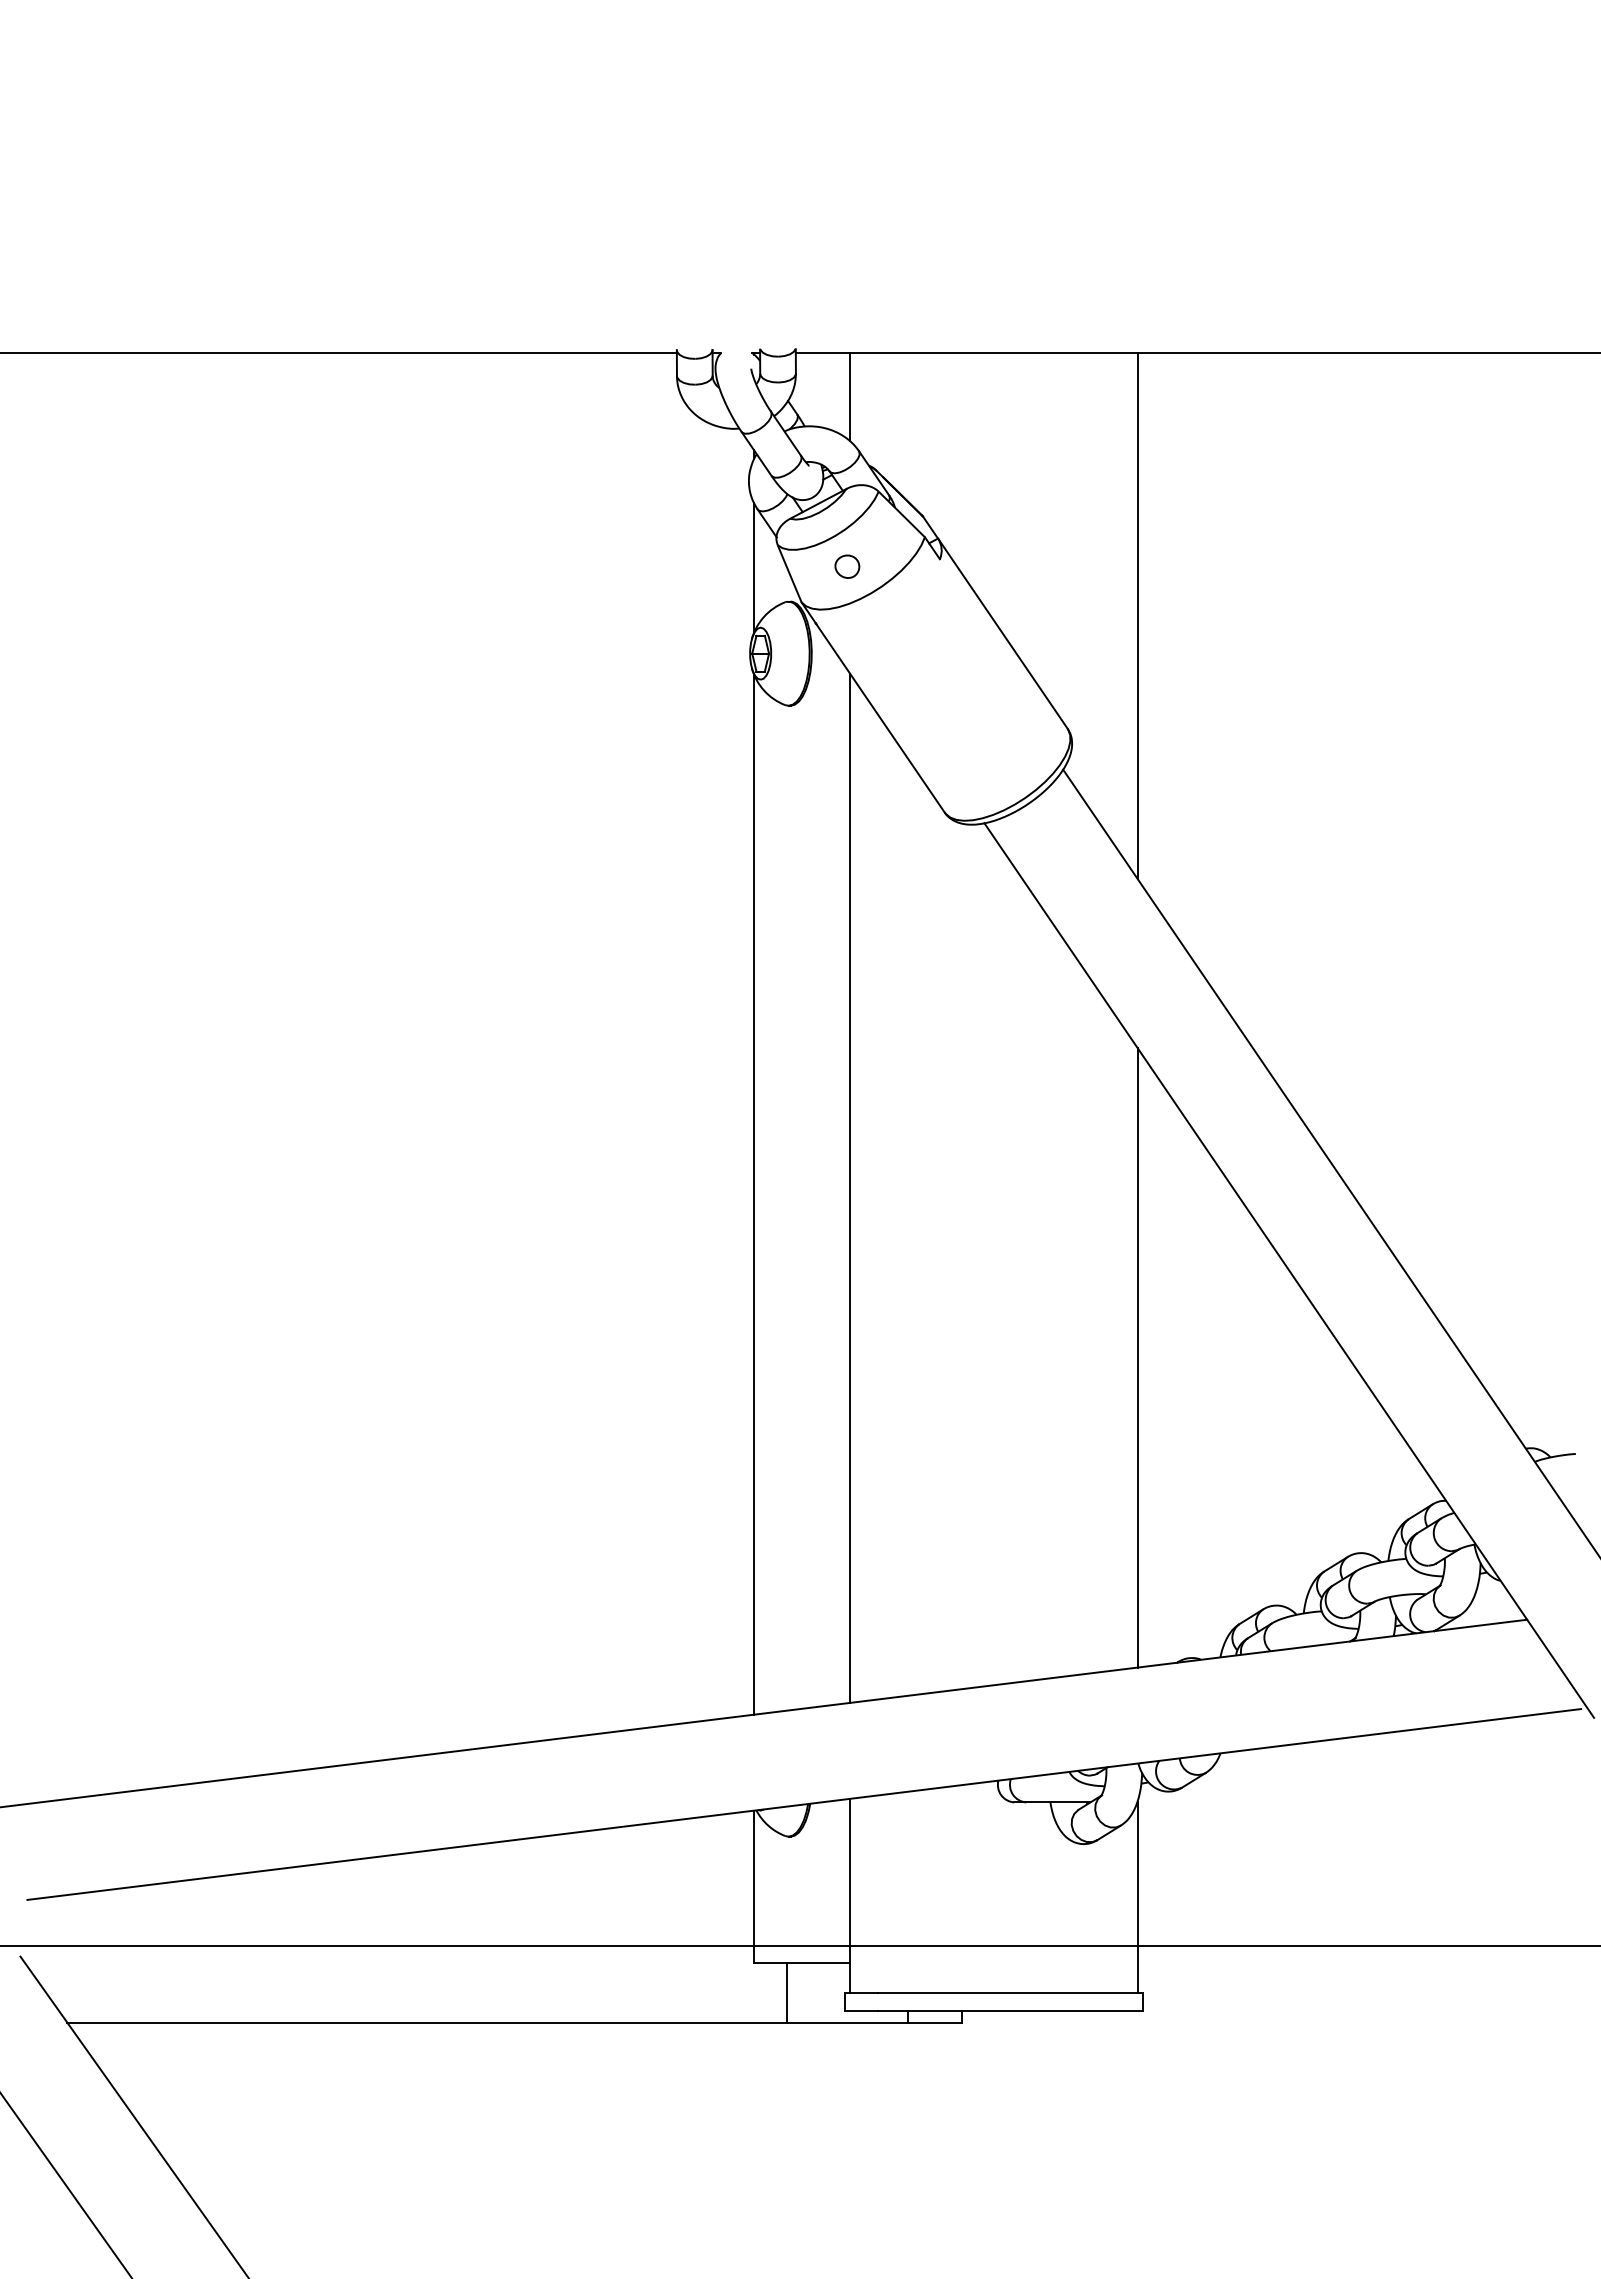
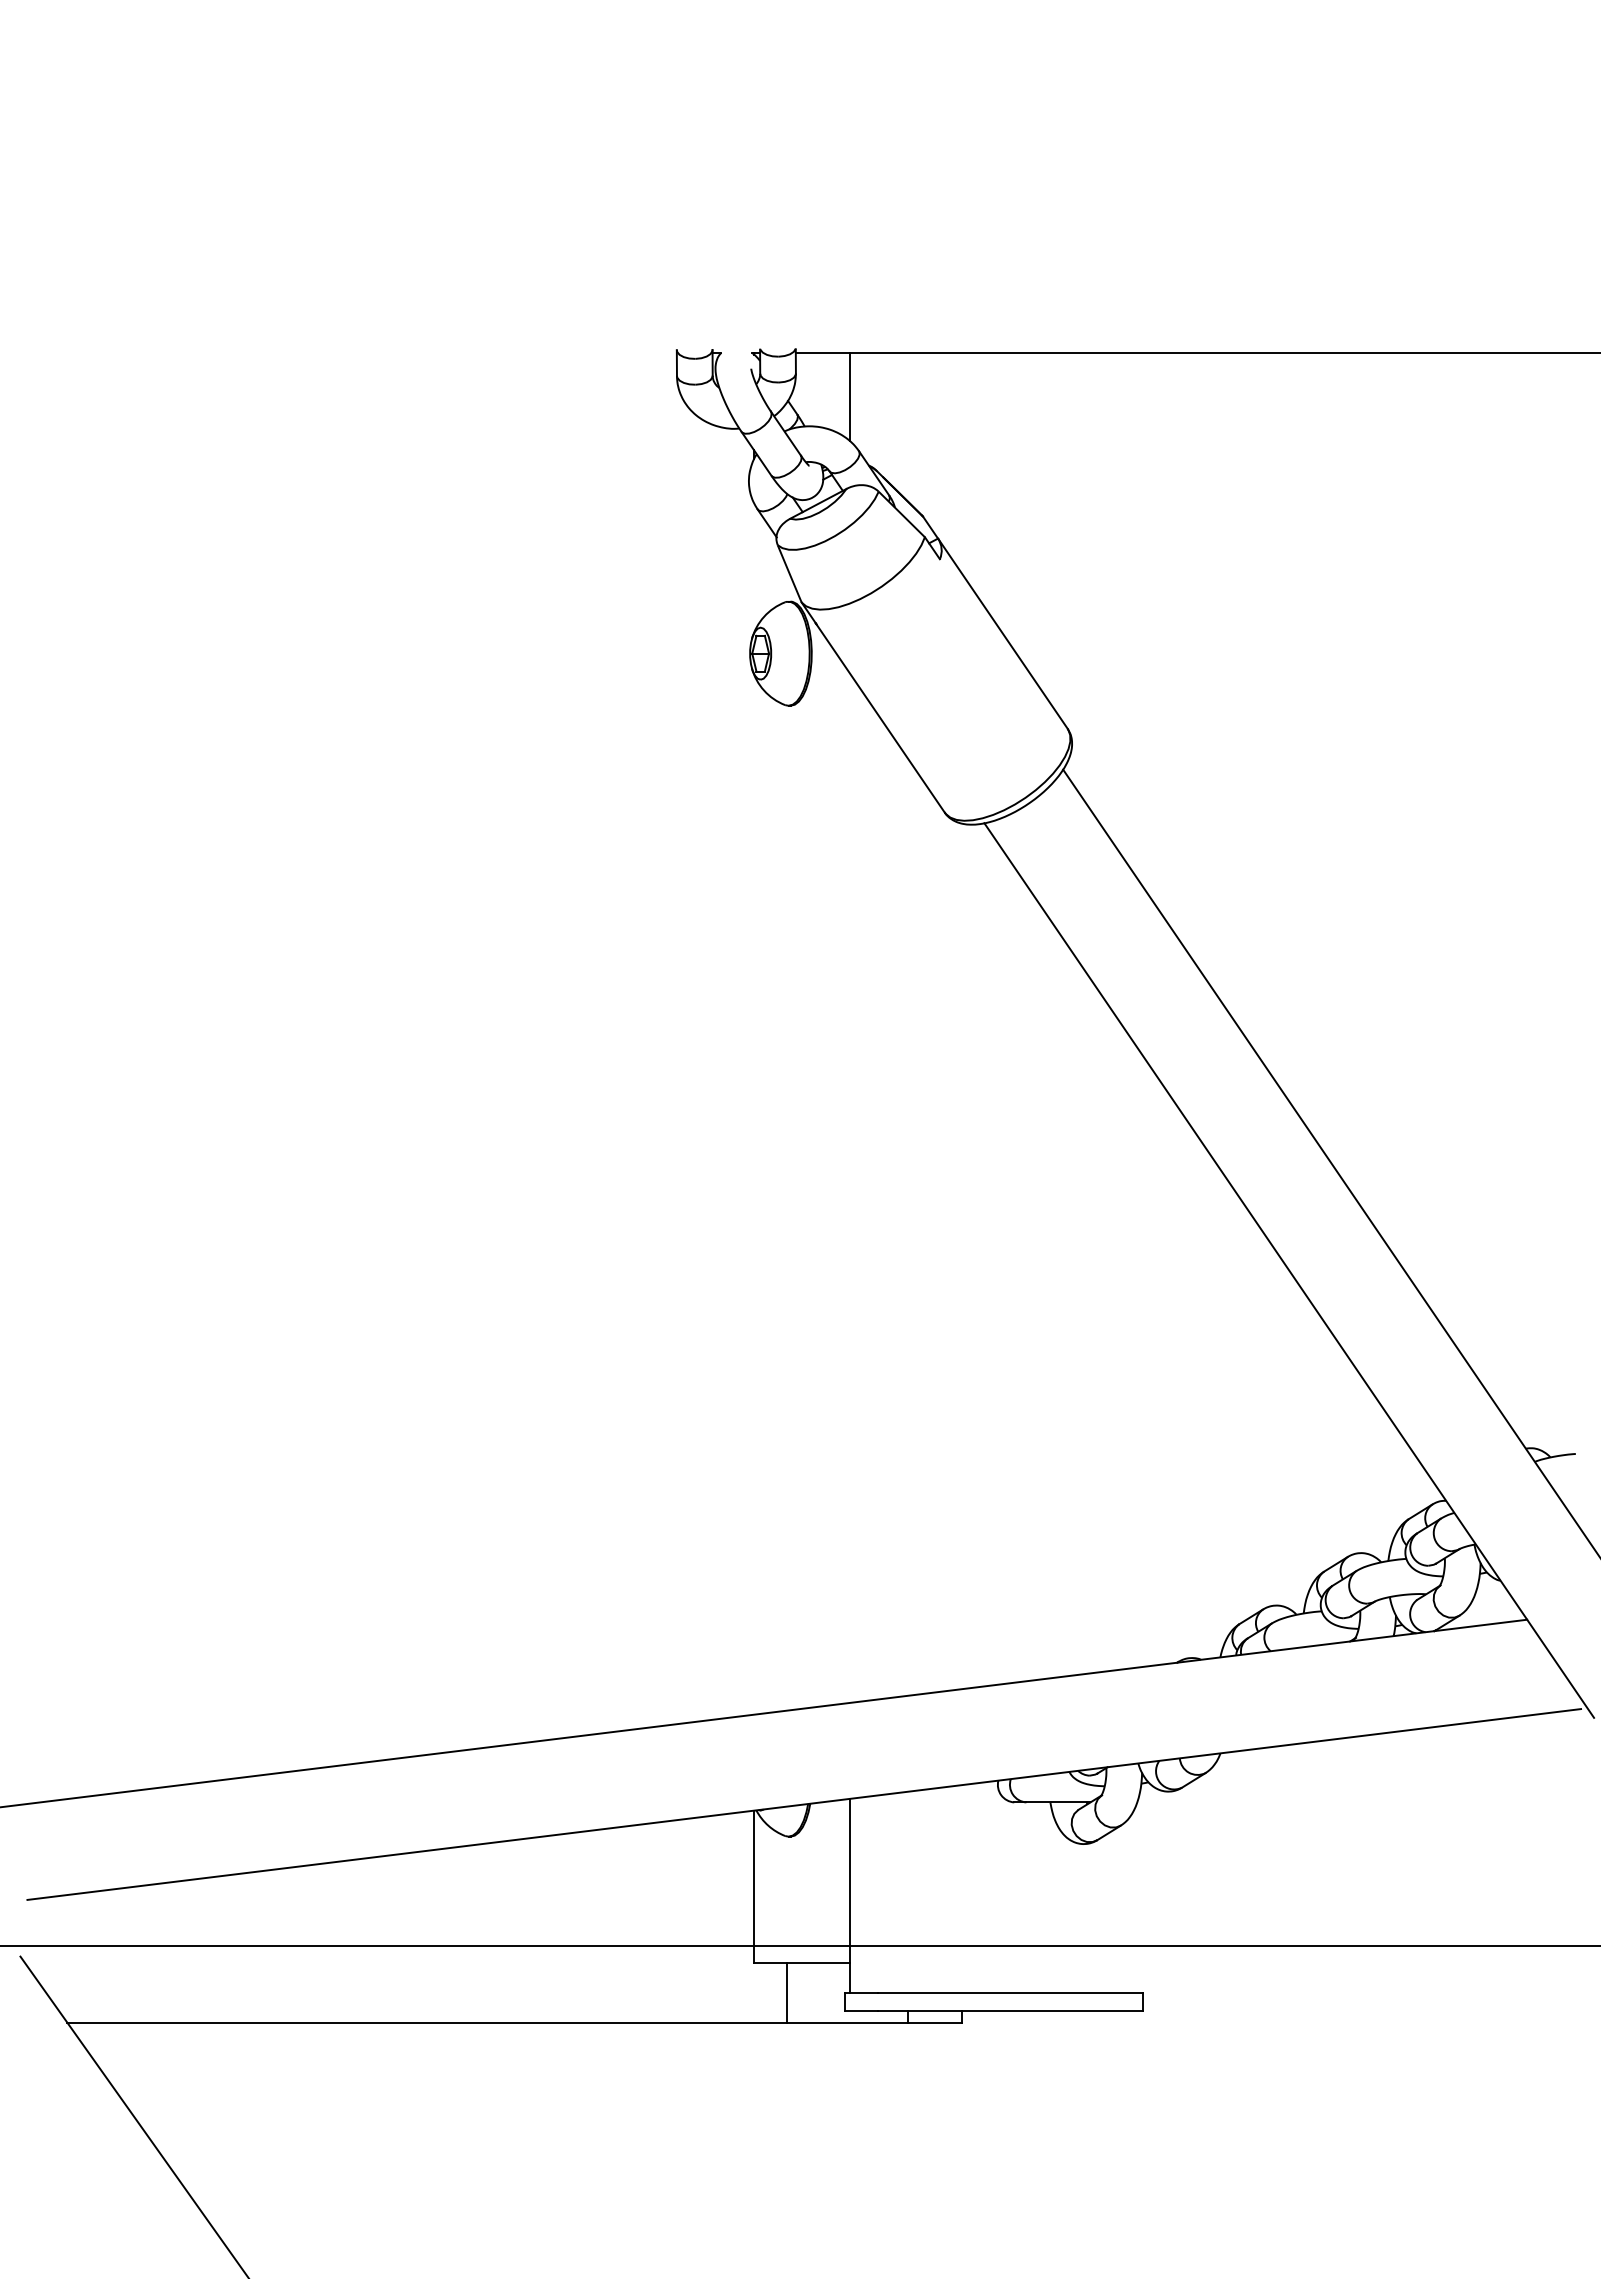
line: present -> none (339, 352)
part: present -> none (847, 566)
line: present -> none (754, 567)
line: present -> none (1137, 615)
line: present -> none (850, 1187)
line: present -> none (754, 1194)
line: present -> none (1137, 1357)
line: present -> none (1137, 1896)
line: present -> none (66, 2185)
